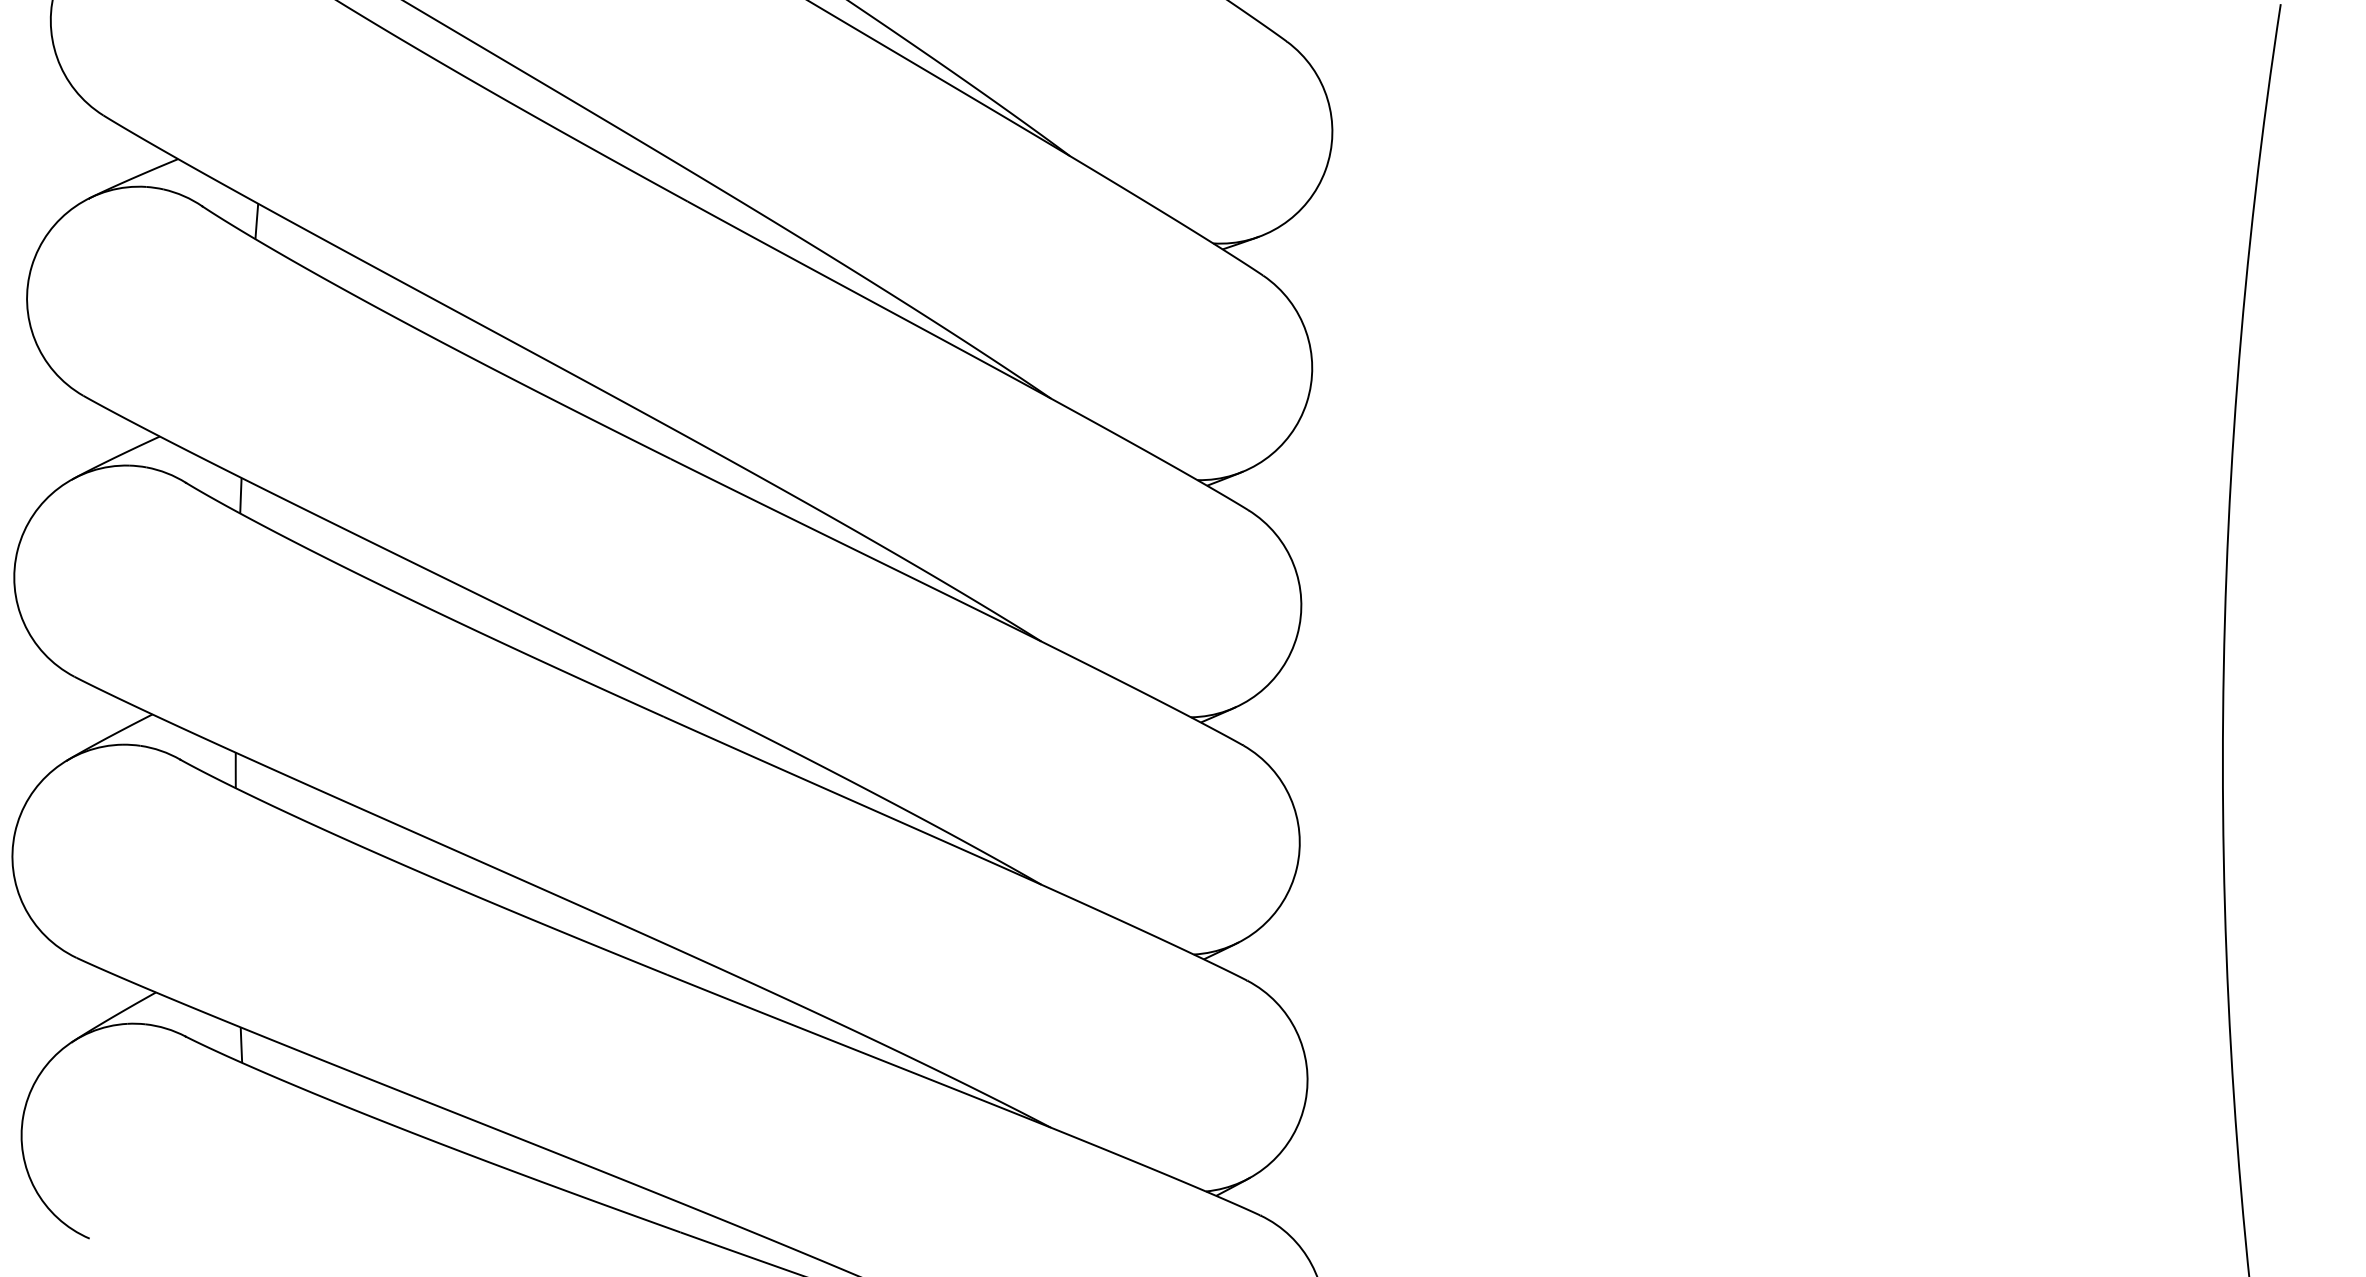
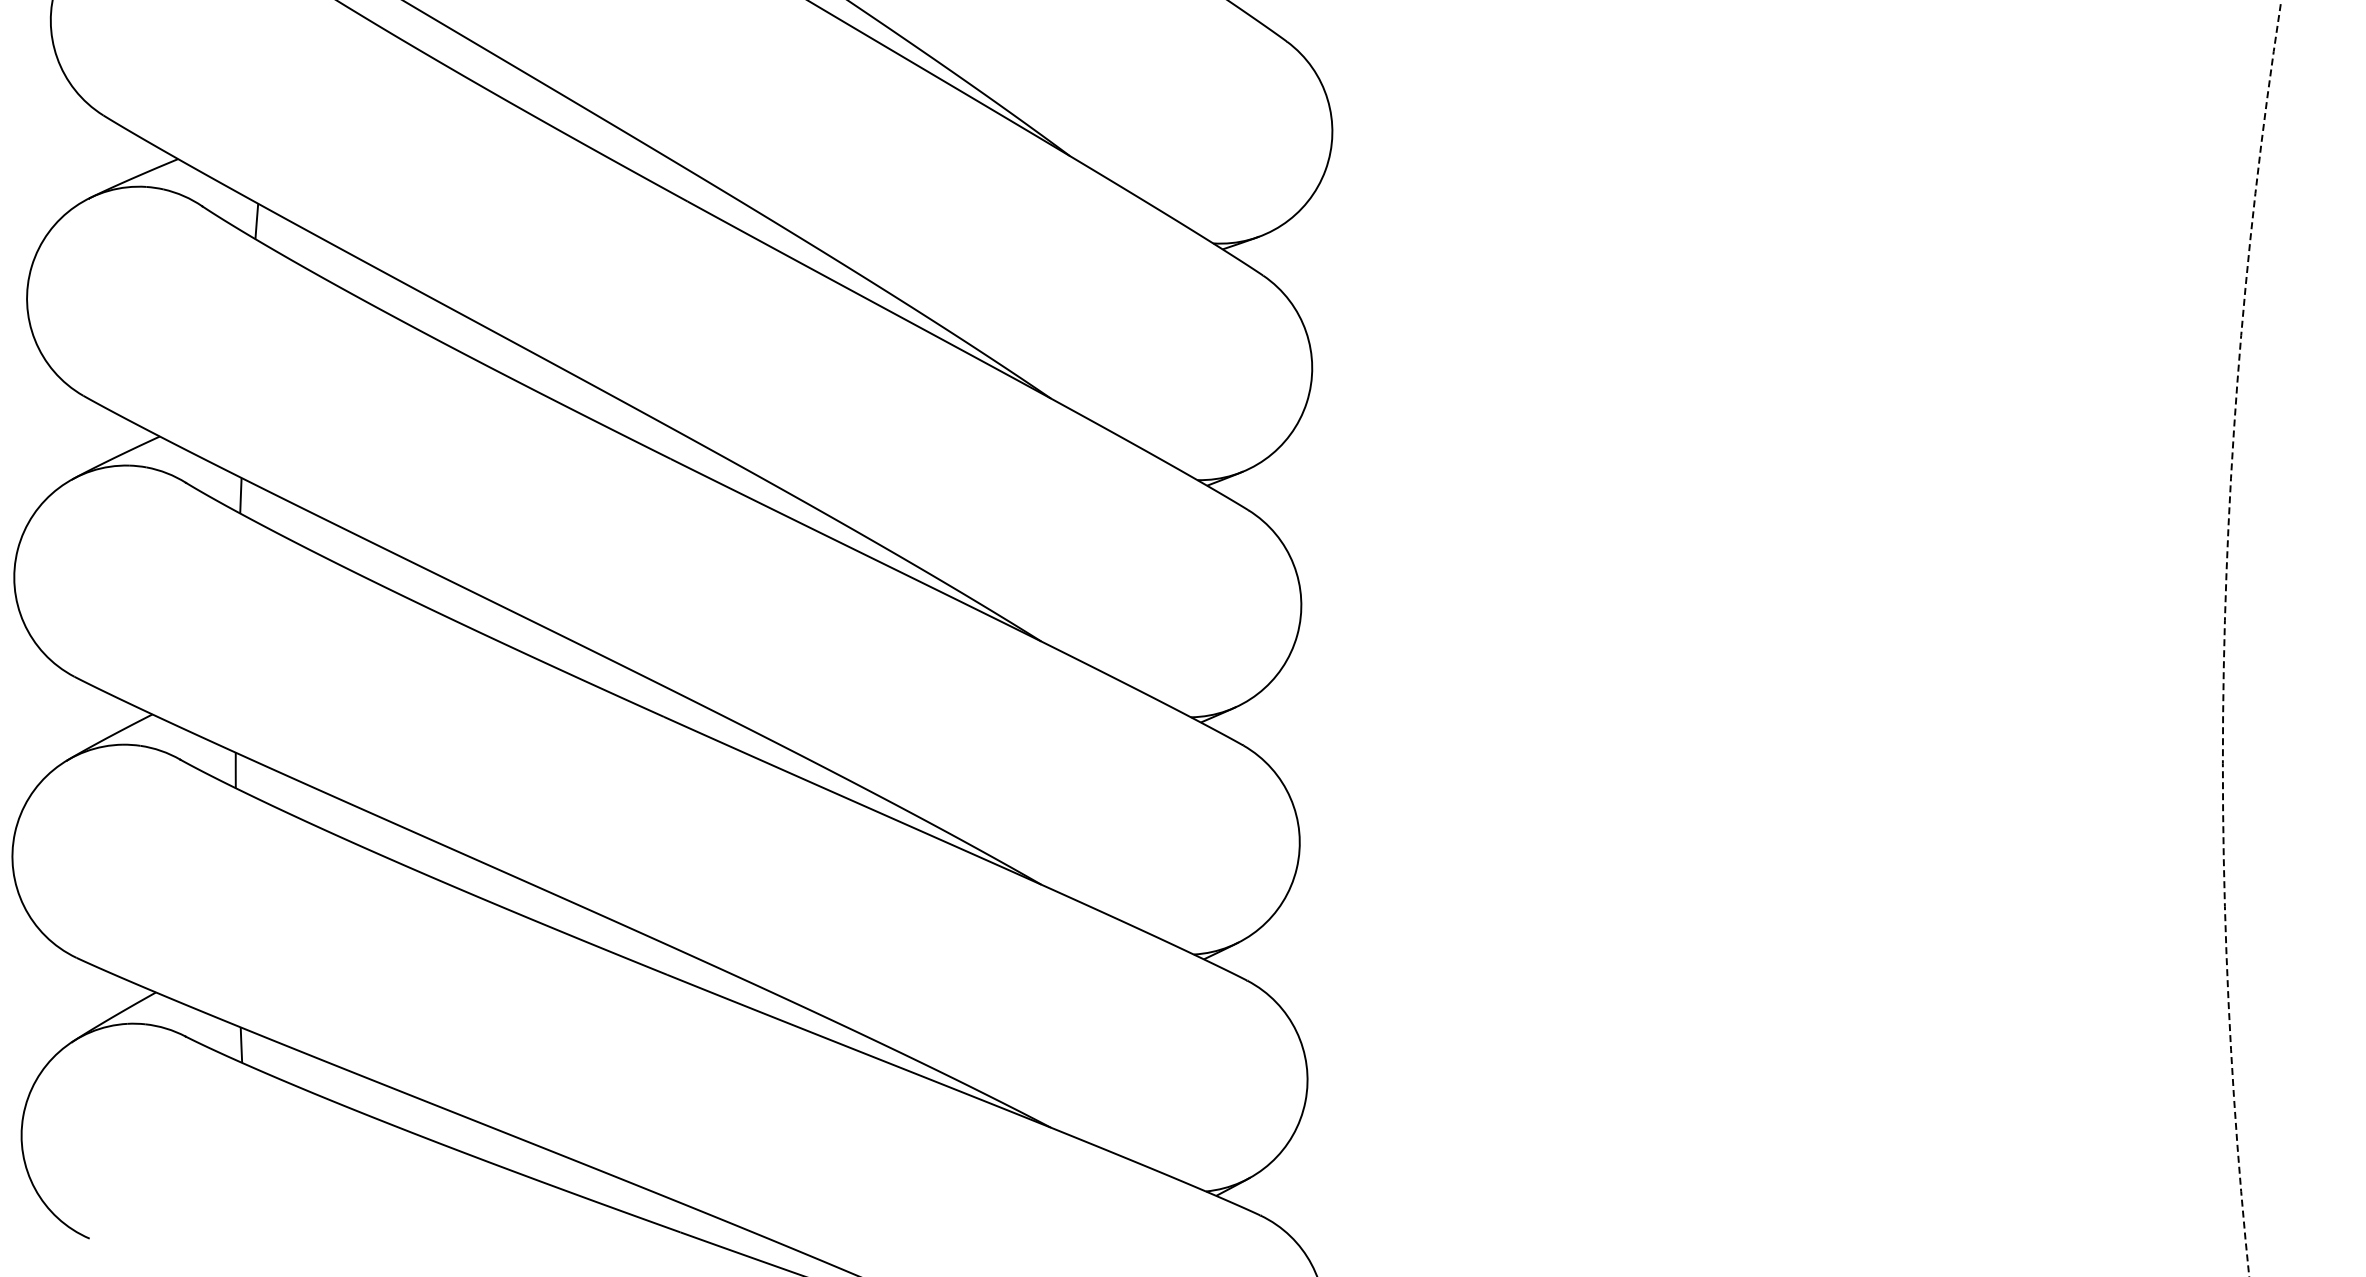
arc: solid -> dashed (2224, 640)
